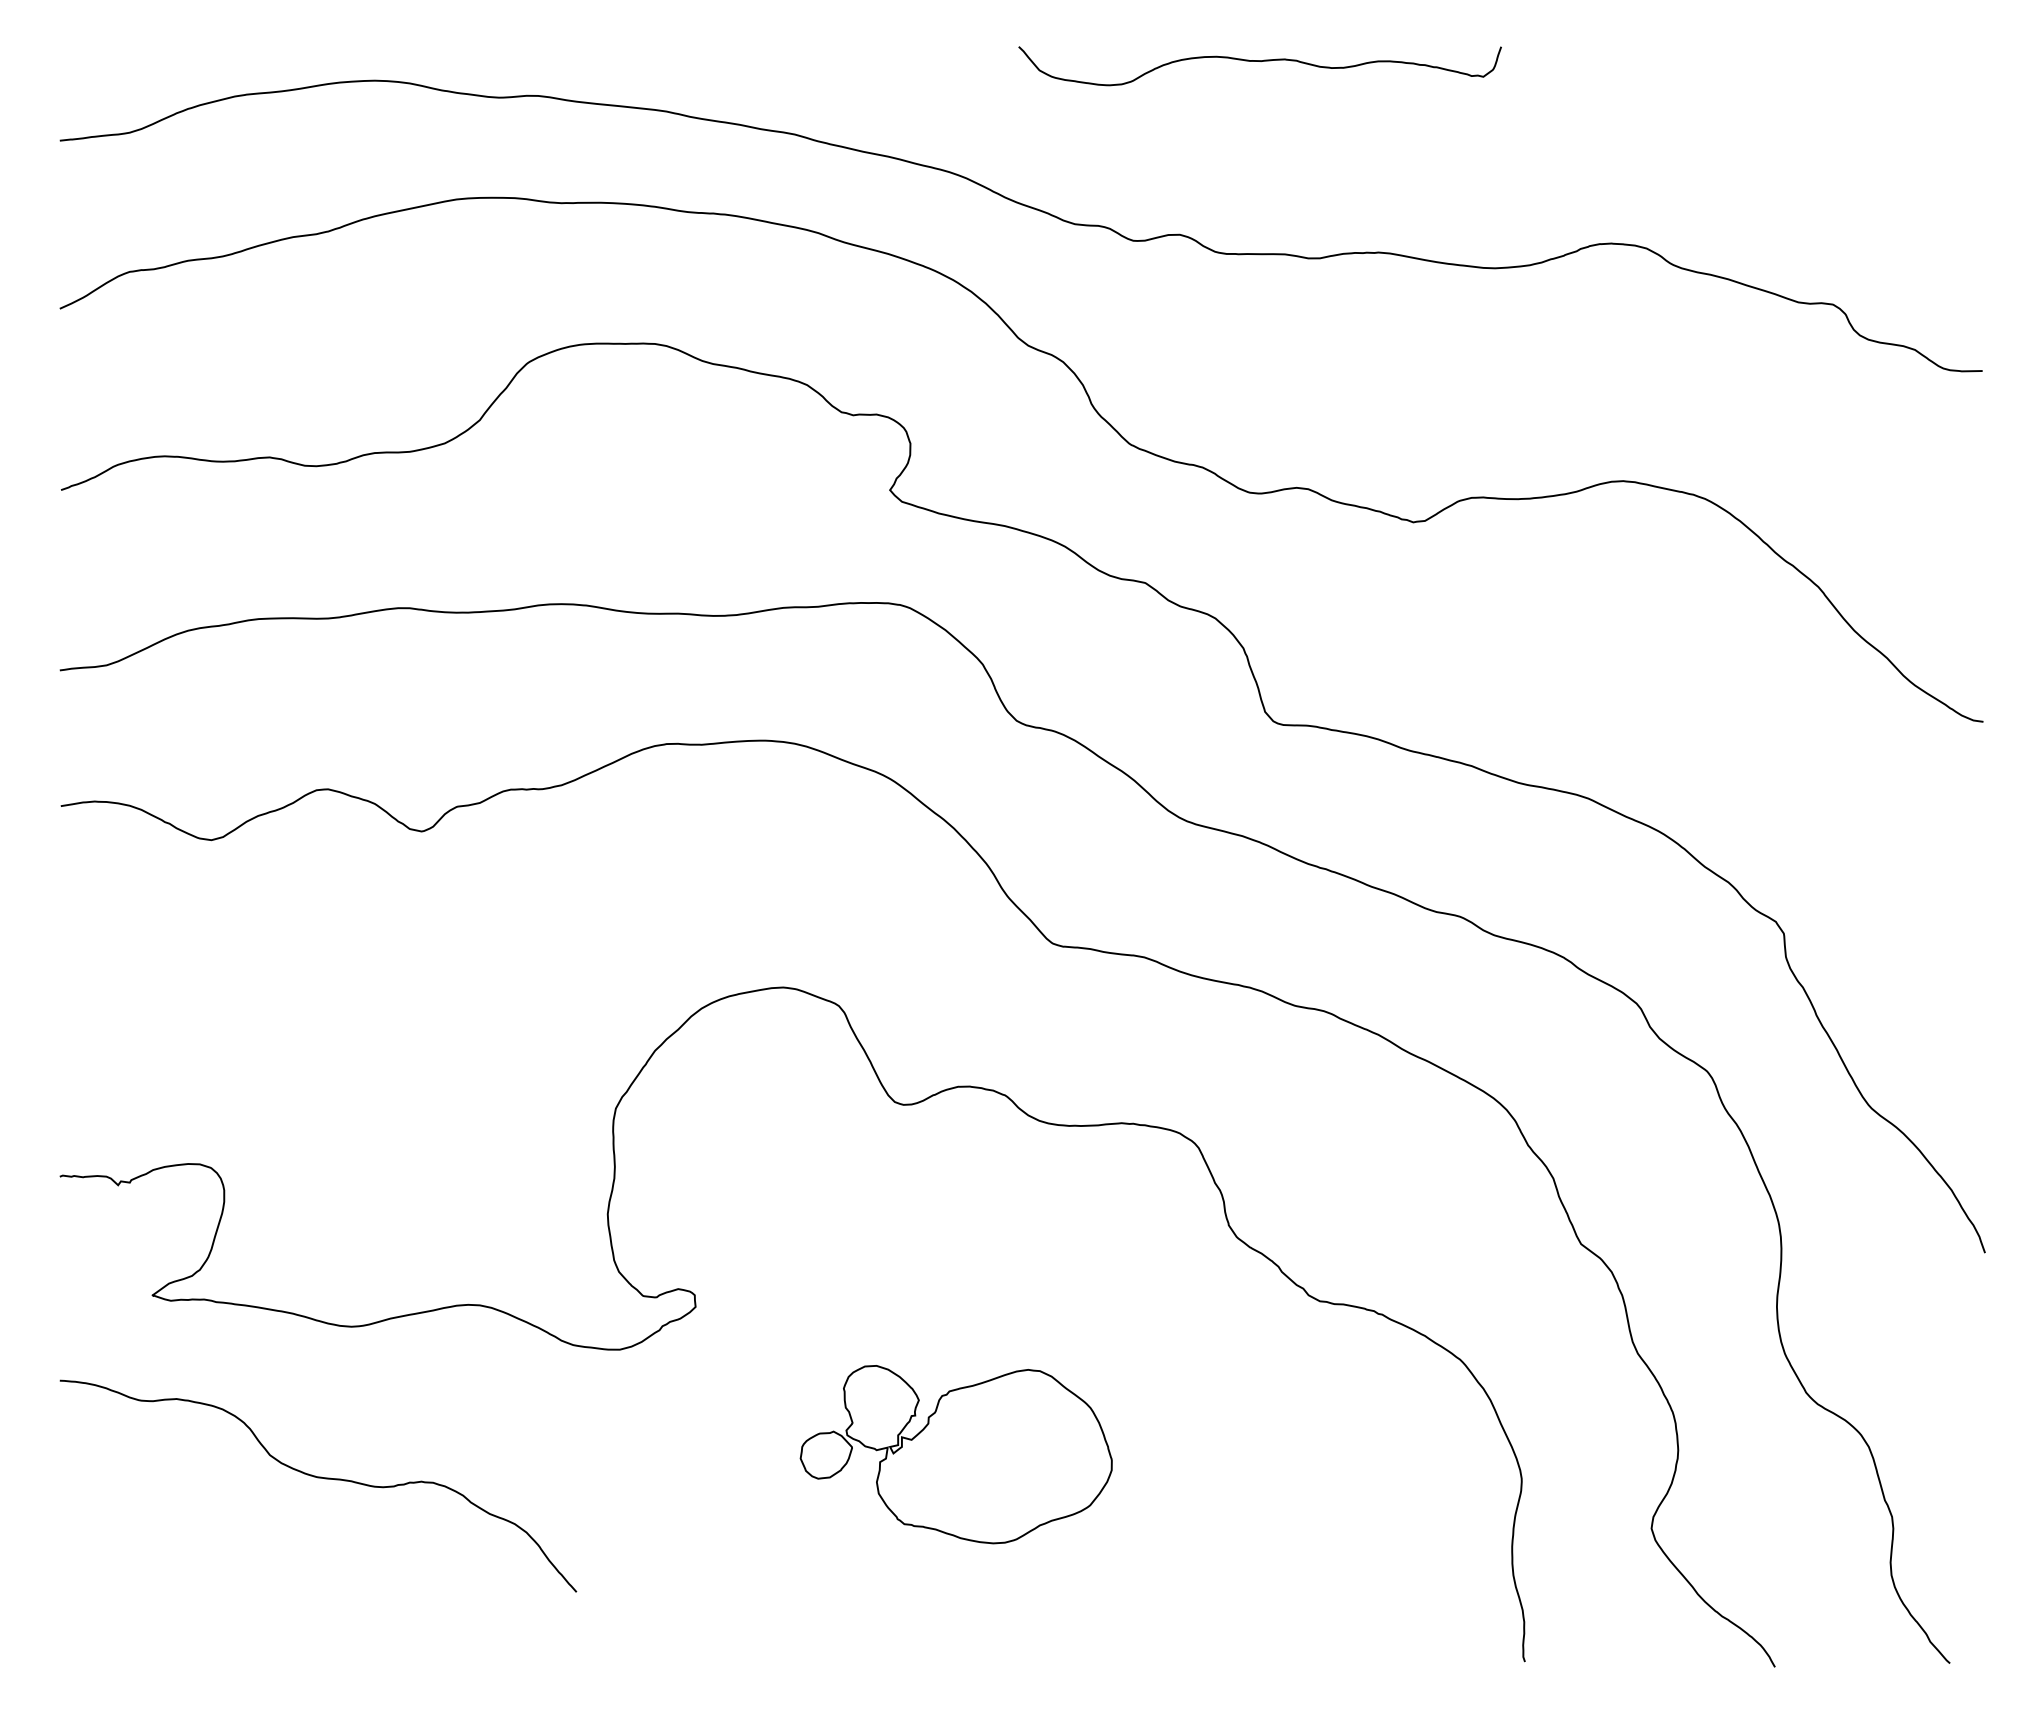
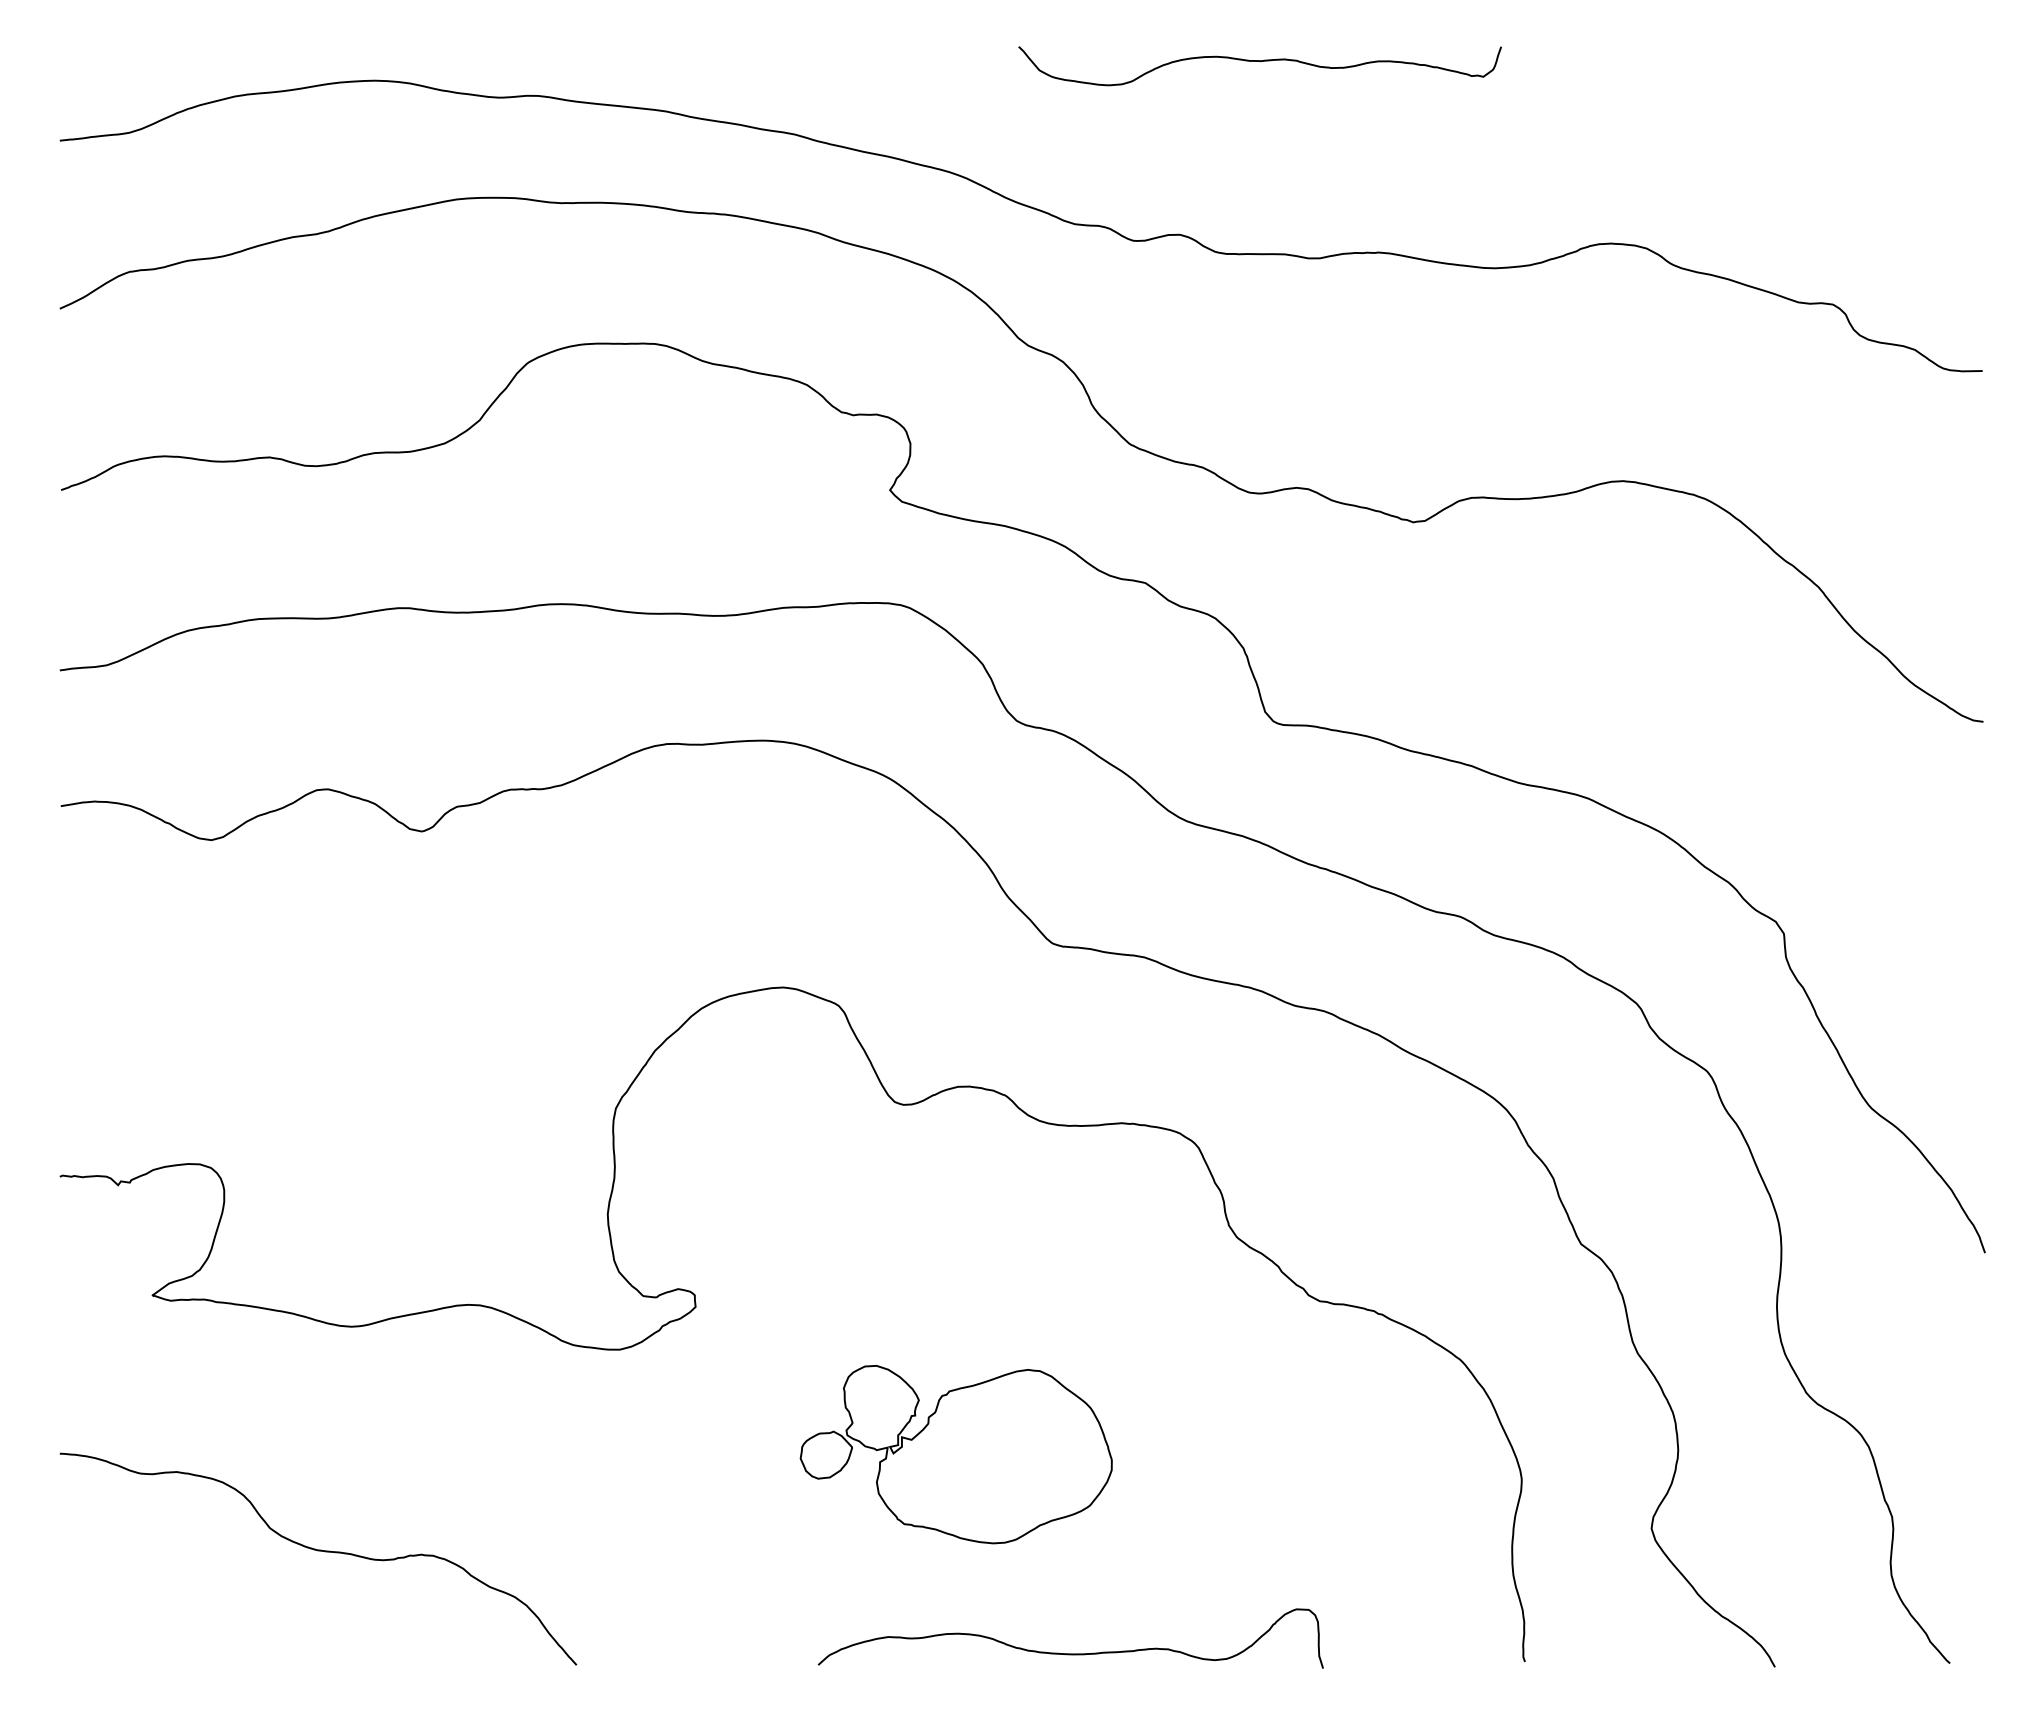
curve position: (318, 1478) -> (318, 1551) (318, 1551)
curve: none -> present (1070, 1653)
